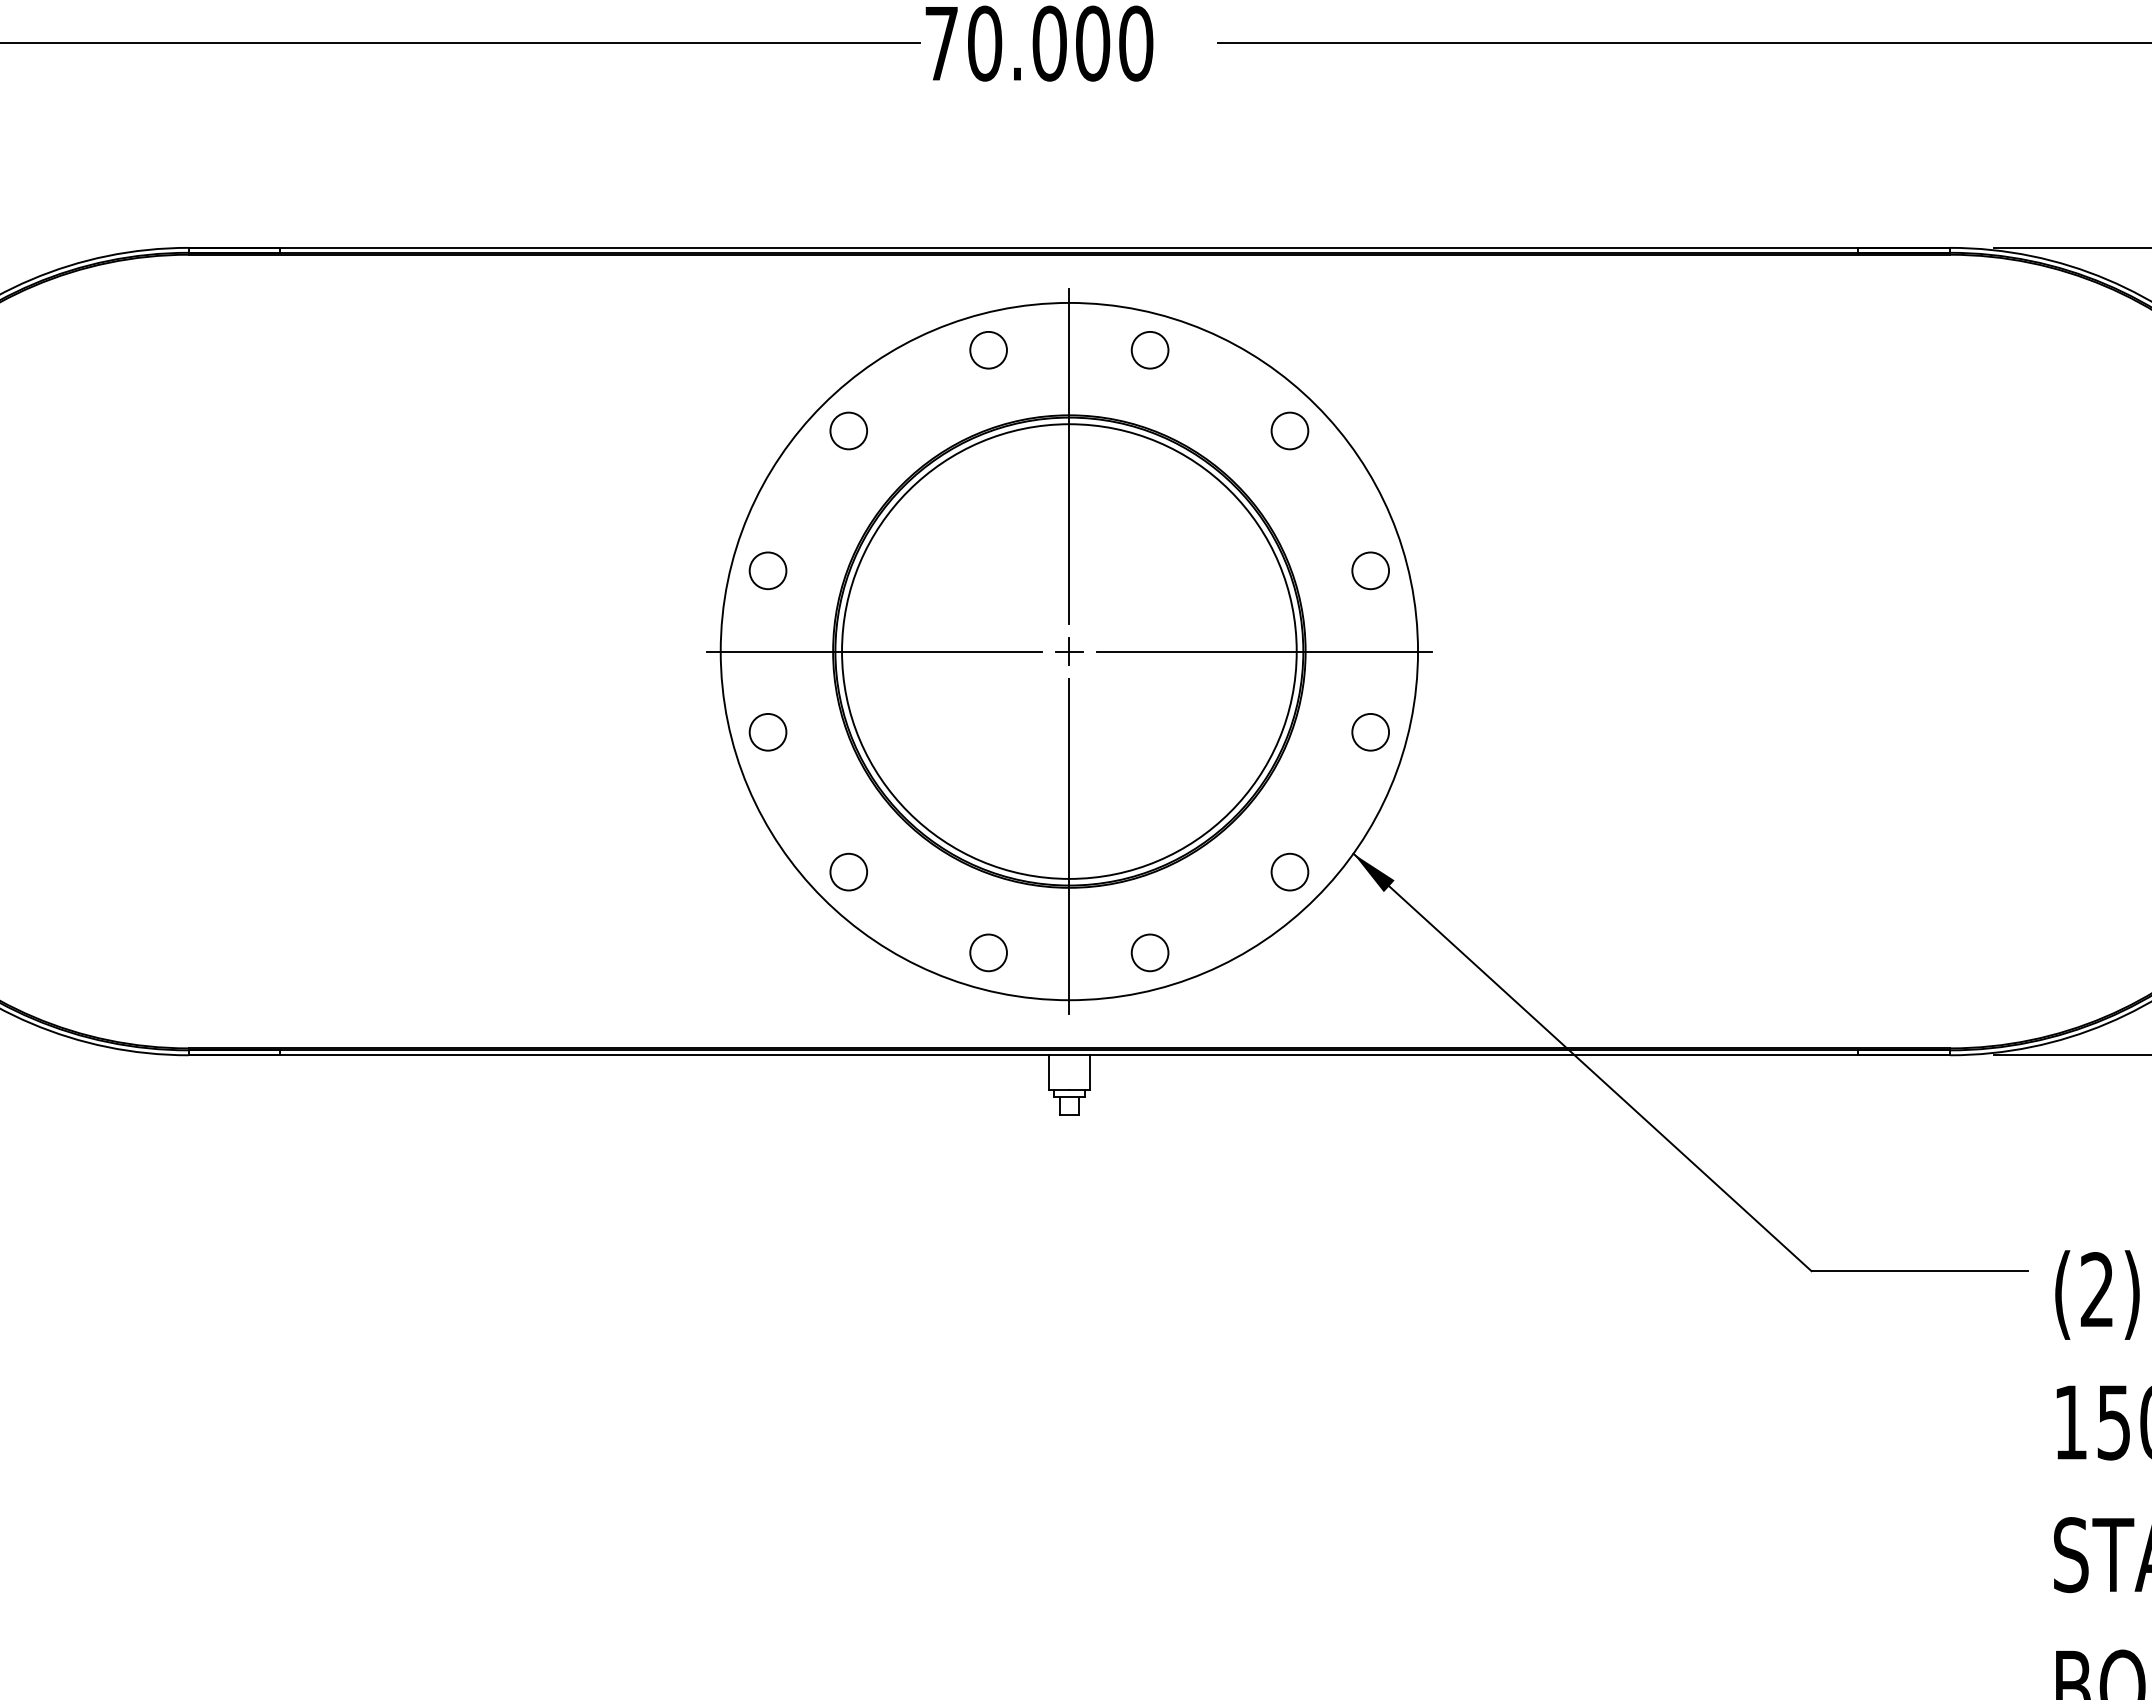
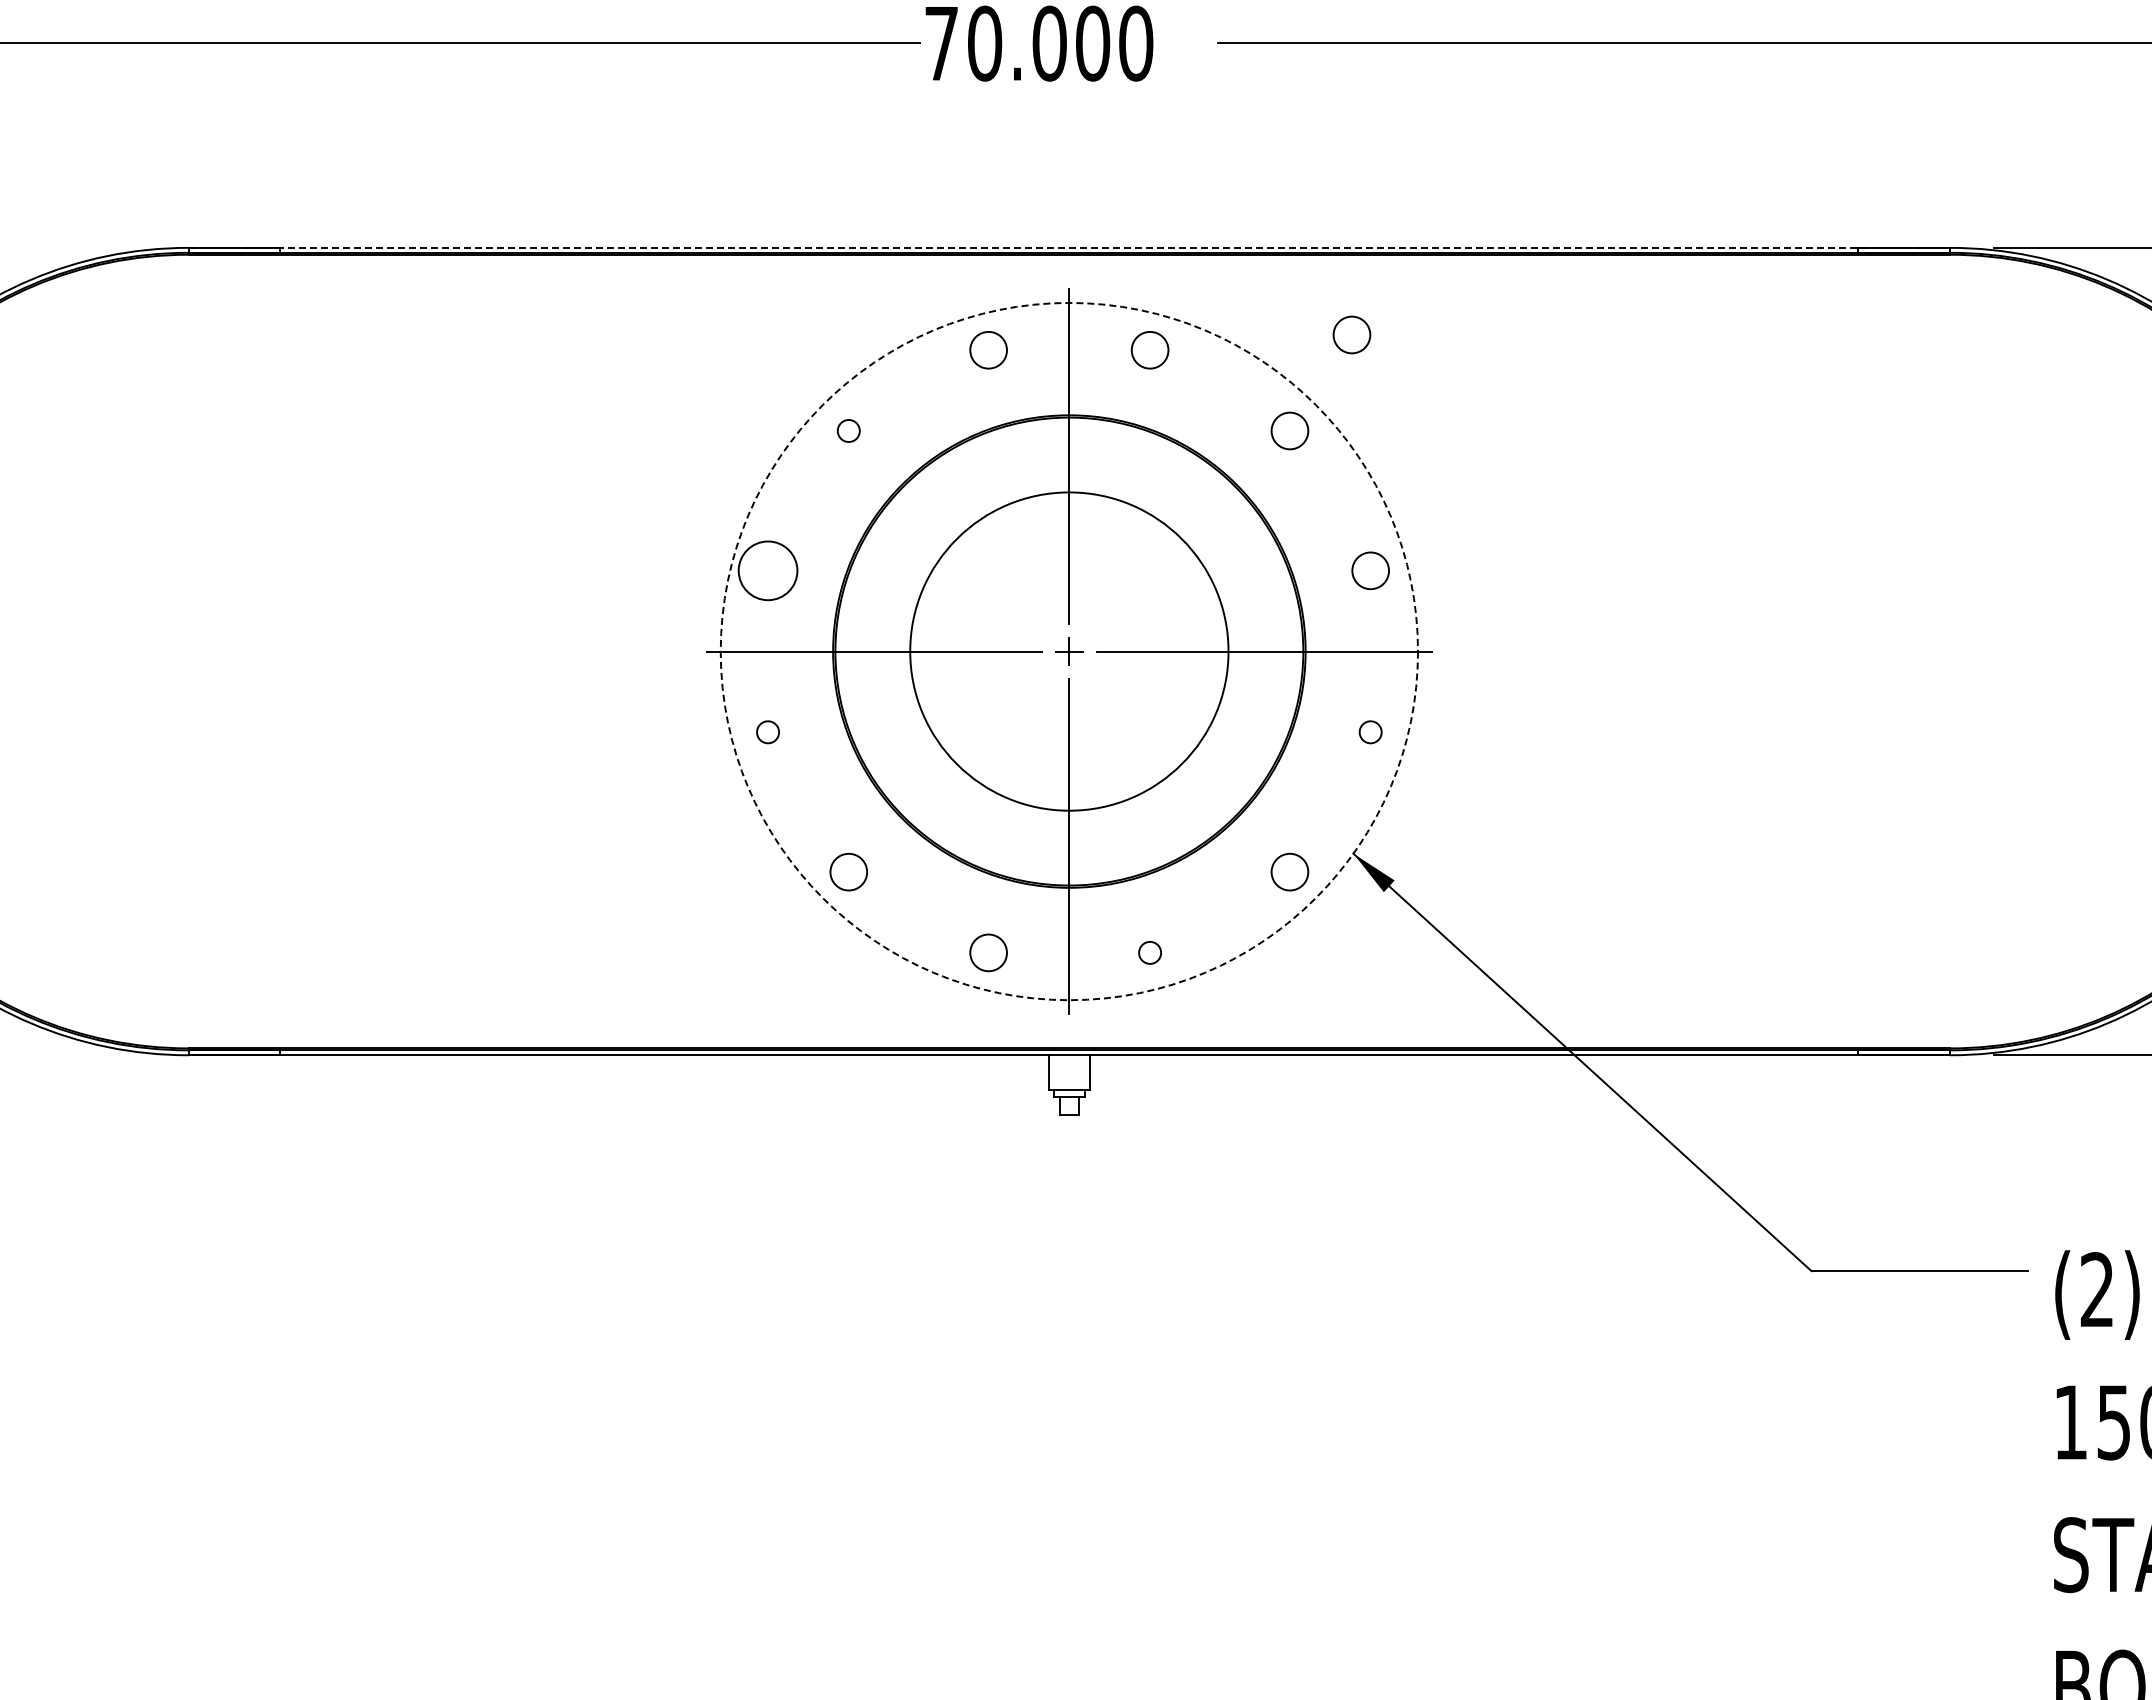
line: solid -> dashed (1069, 247)
circle: none -> present (1351, 334)
circle diameter: 37 px -> 22 px (848, 430)
circle diameter: 37 px -> 59 px (767, 570)
circle diameter: 455 px -> 318 px (1069, 651)
circle: solid -> dashed (1069, 651)
circle diameter: 37 px -> 22 px (768, 732)
circle diameter: 37 px -> 22 px (1370, 732)
circle diameter: 37 px -> 22 px (1150, 952)
